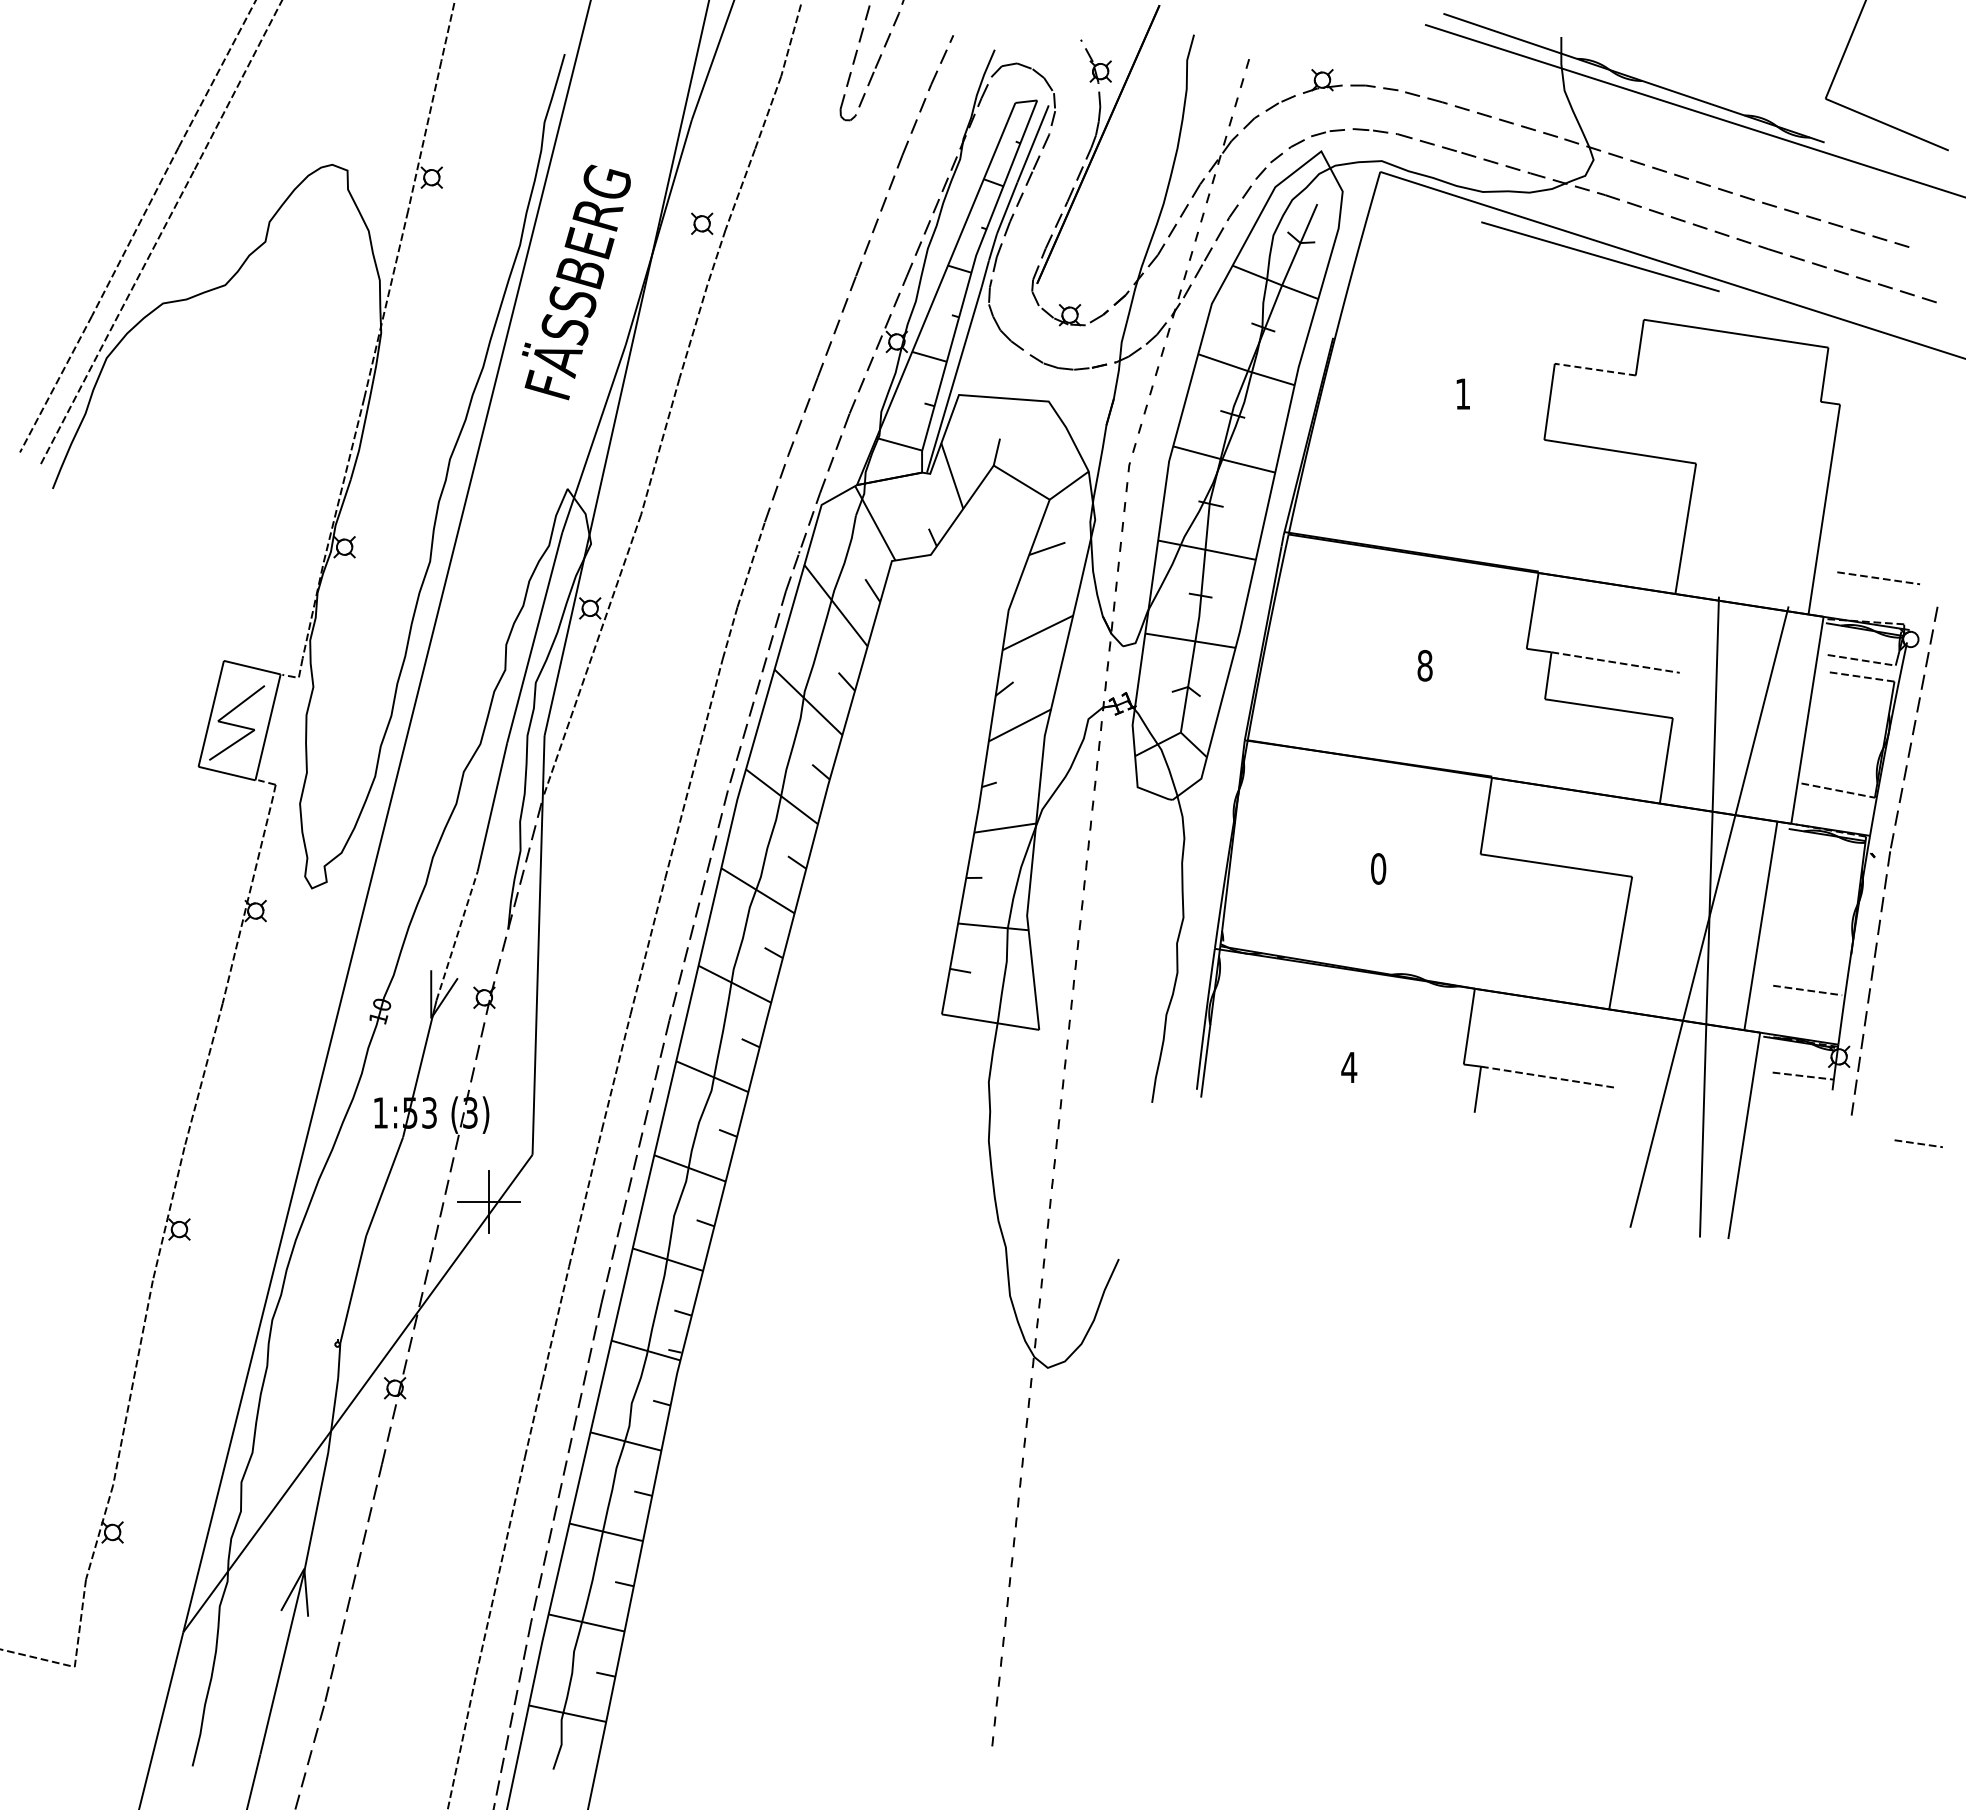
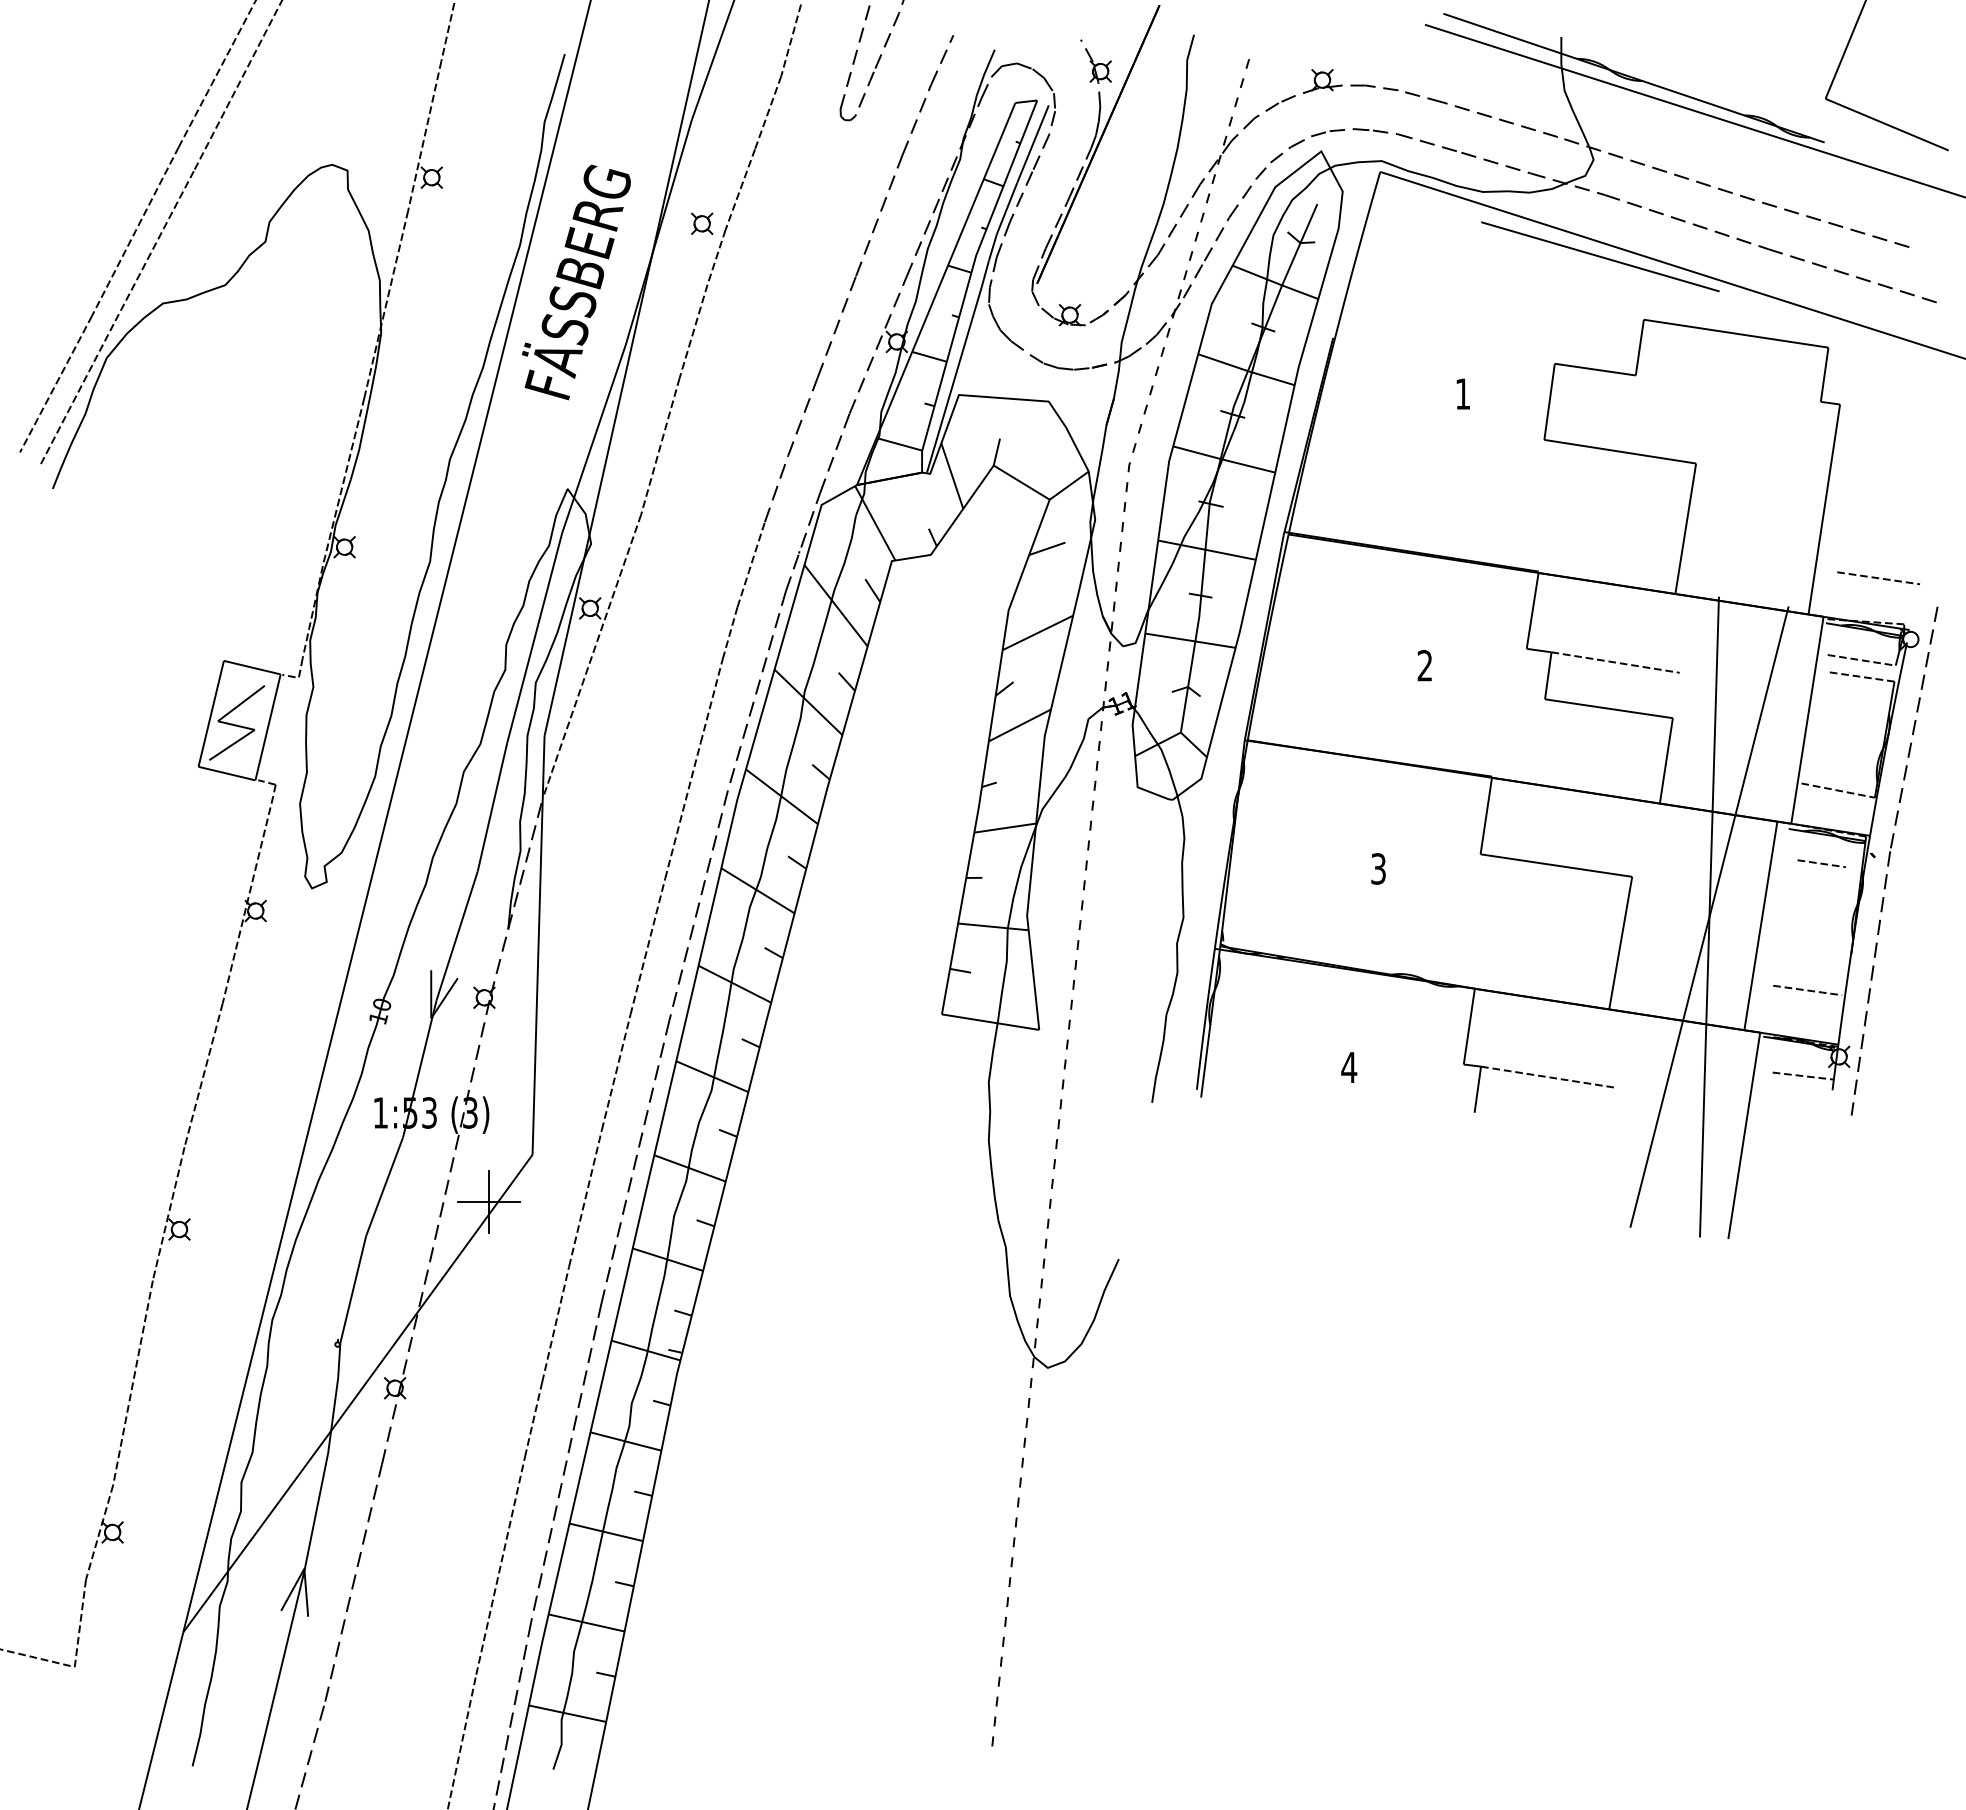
line: dashed -> solid (1595, 369)
text: 8 -> 2 (1424, 665)
text: 0 -> 3 (1378, 868)
line: dashed -> solid (457, 935)
line position: (1918, 1143) -> (1821, 863) (1821, 863)
